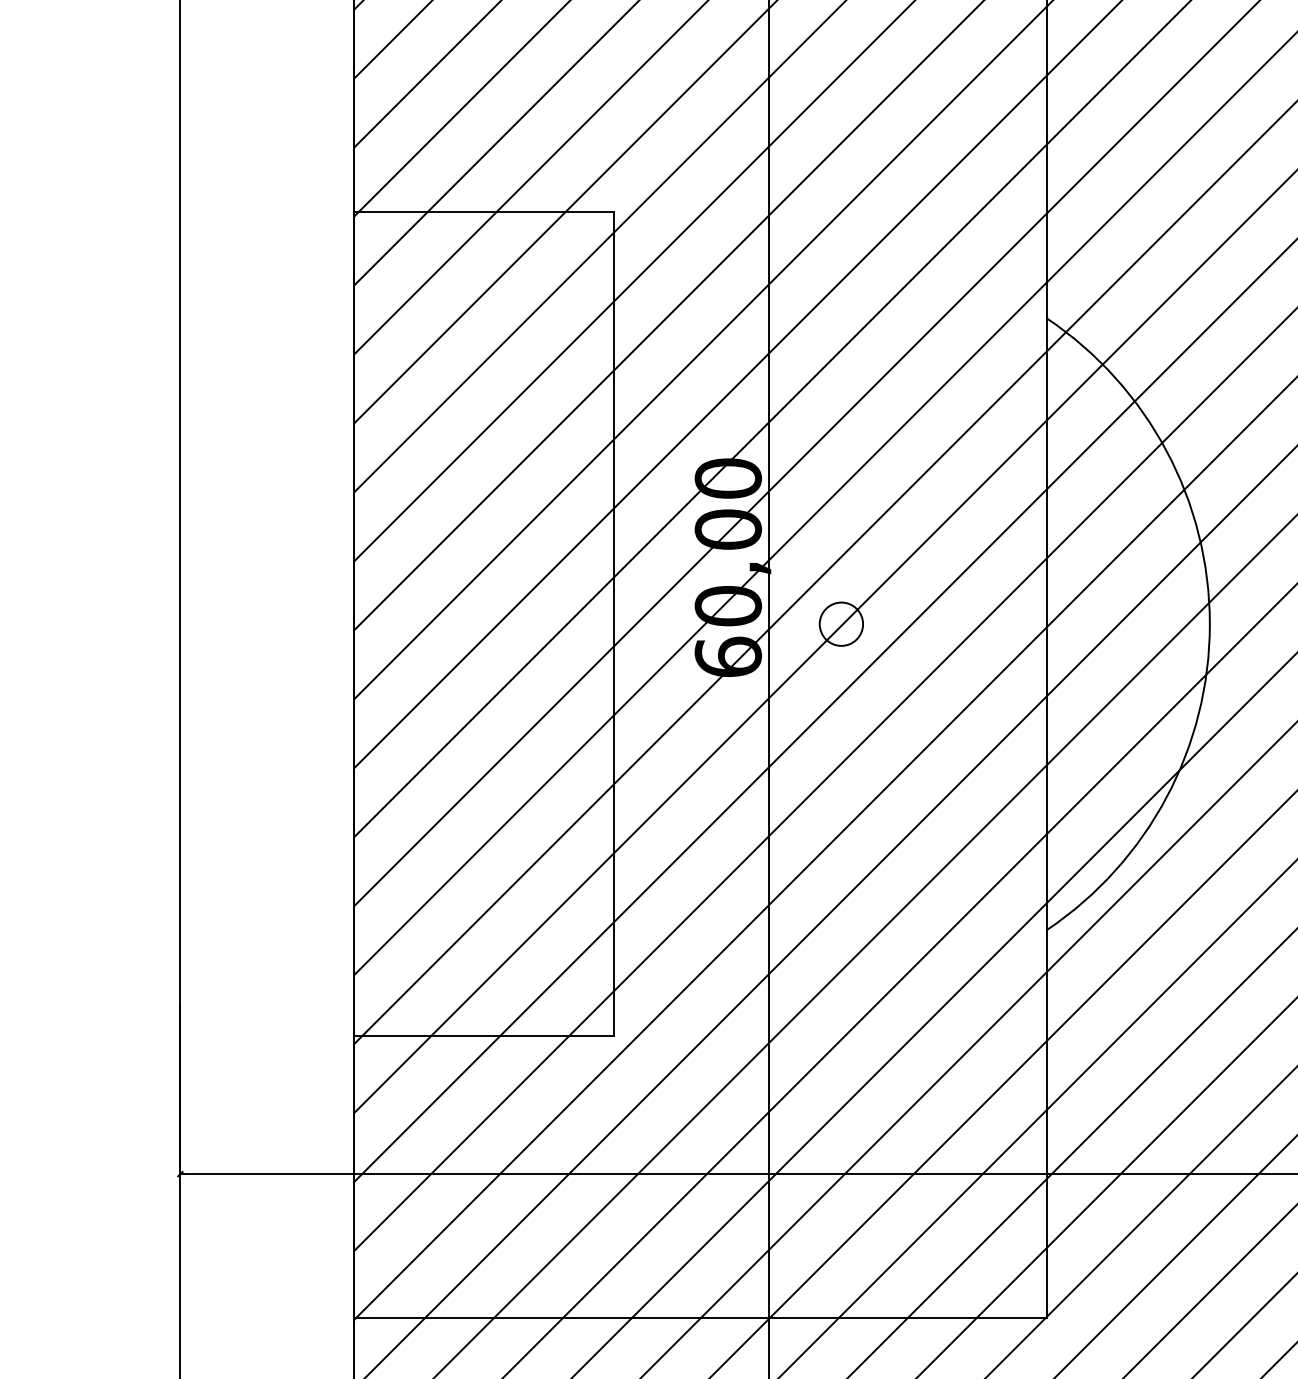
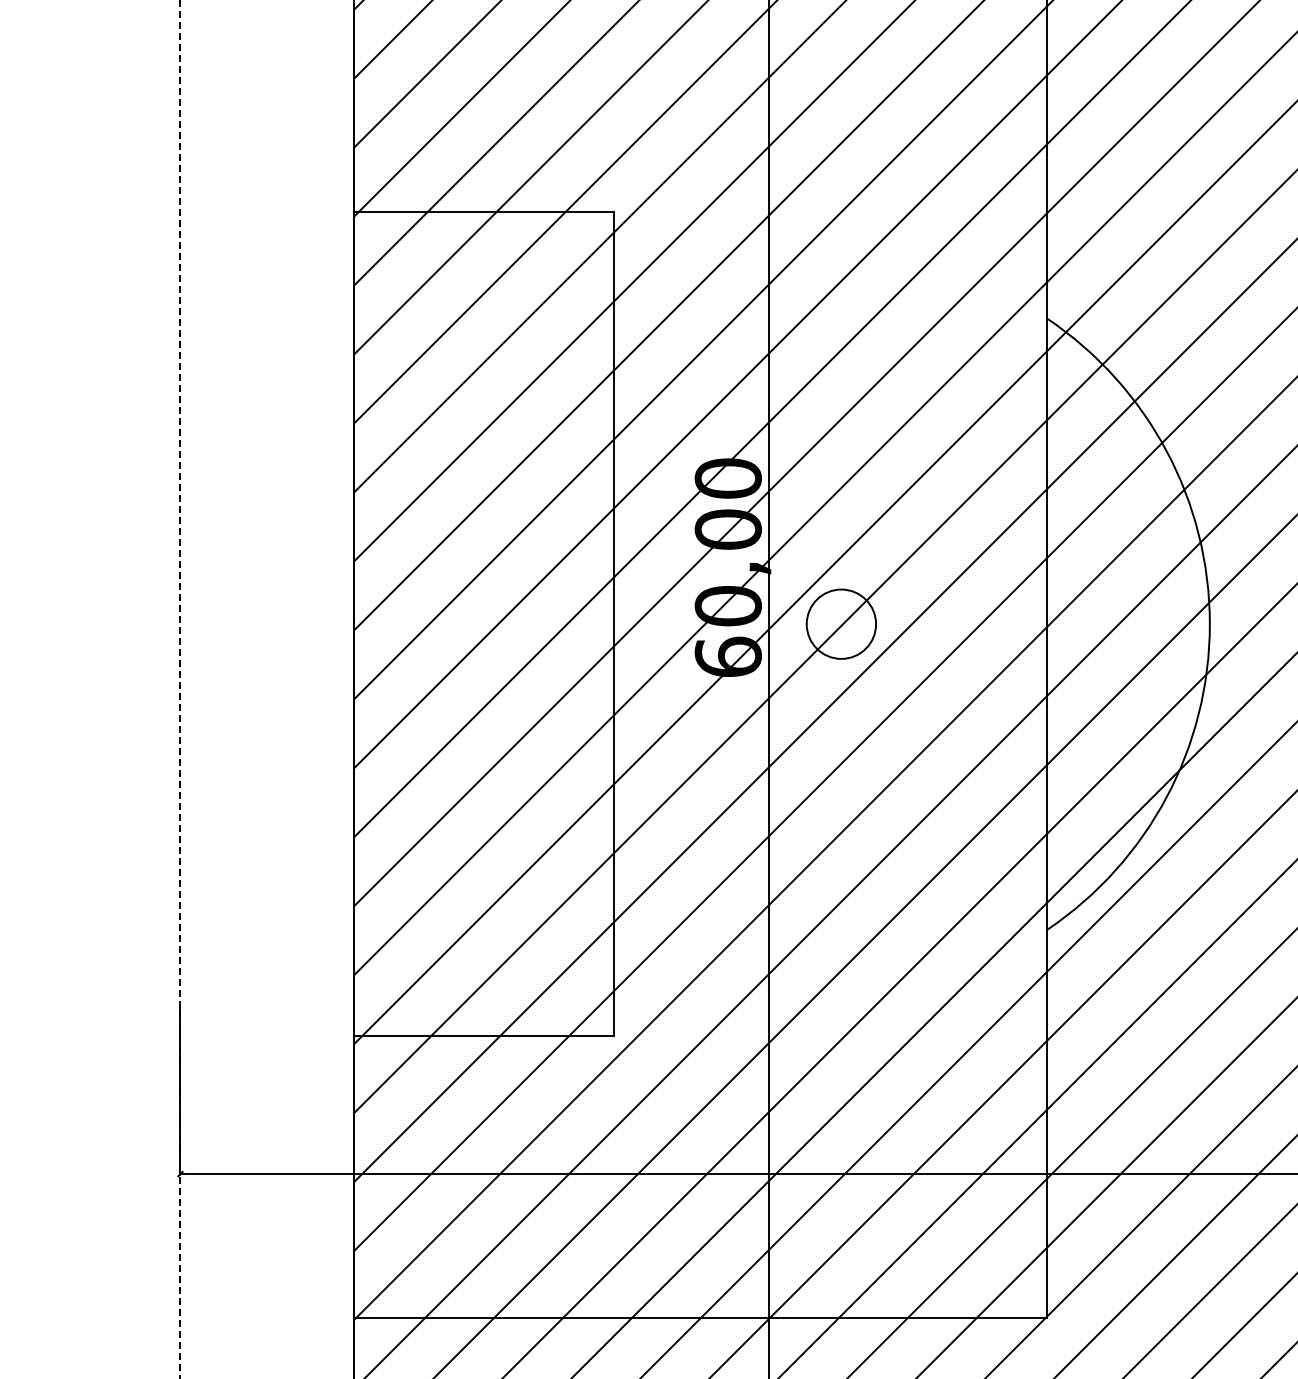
circle diameter: 43 px -> 69 px (841, 623)
line: solid -> dashed (180, 690)
